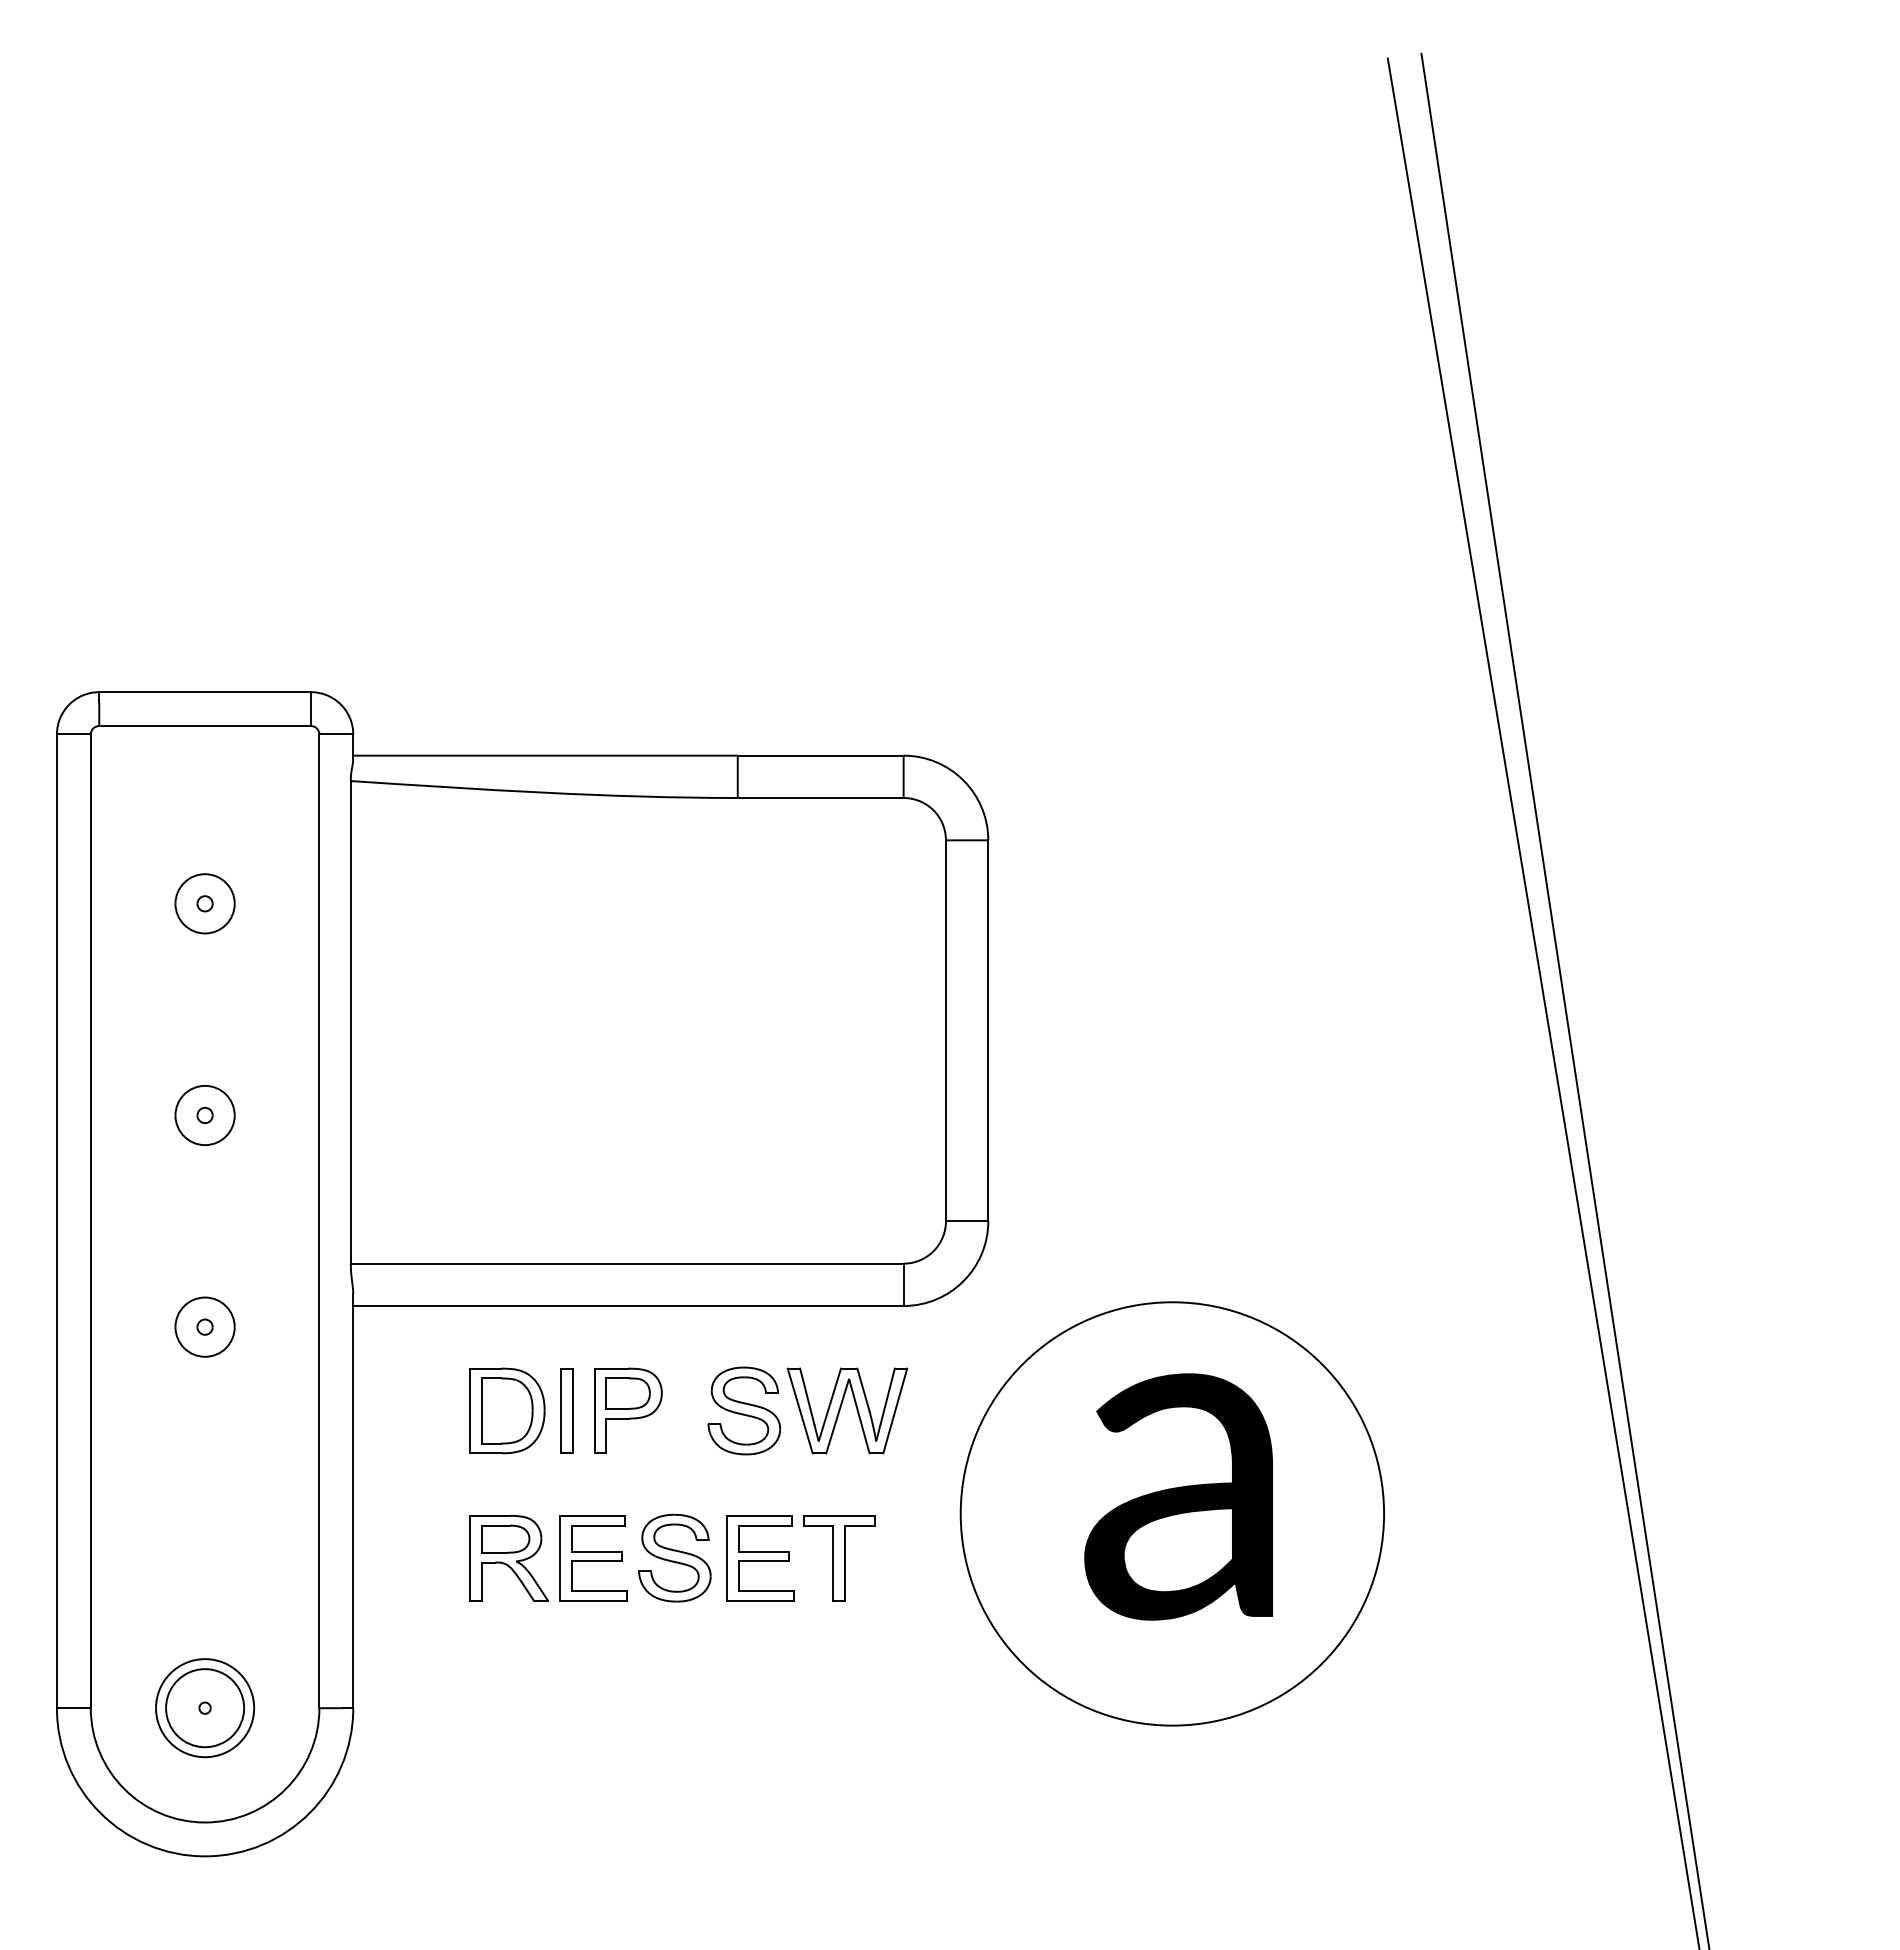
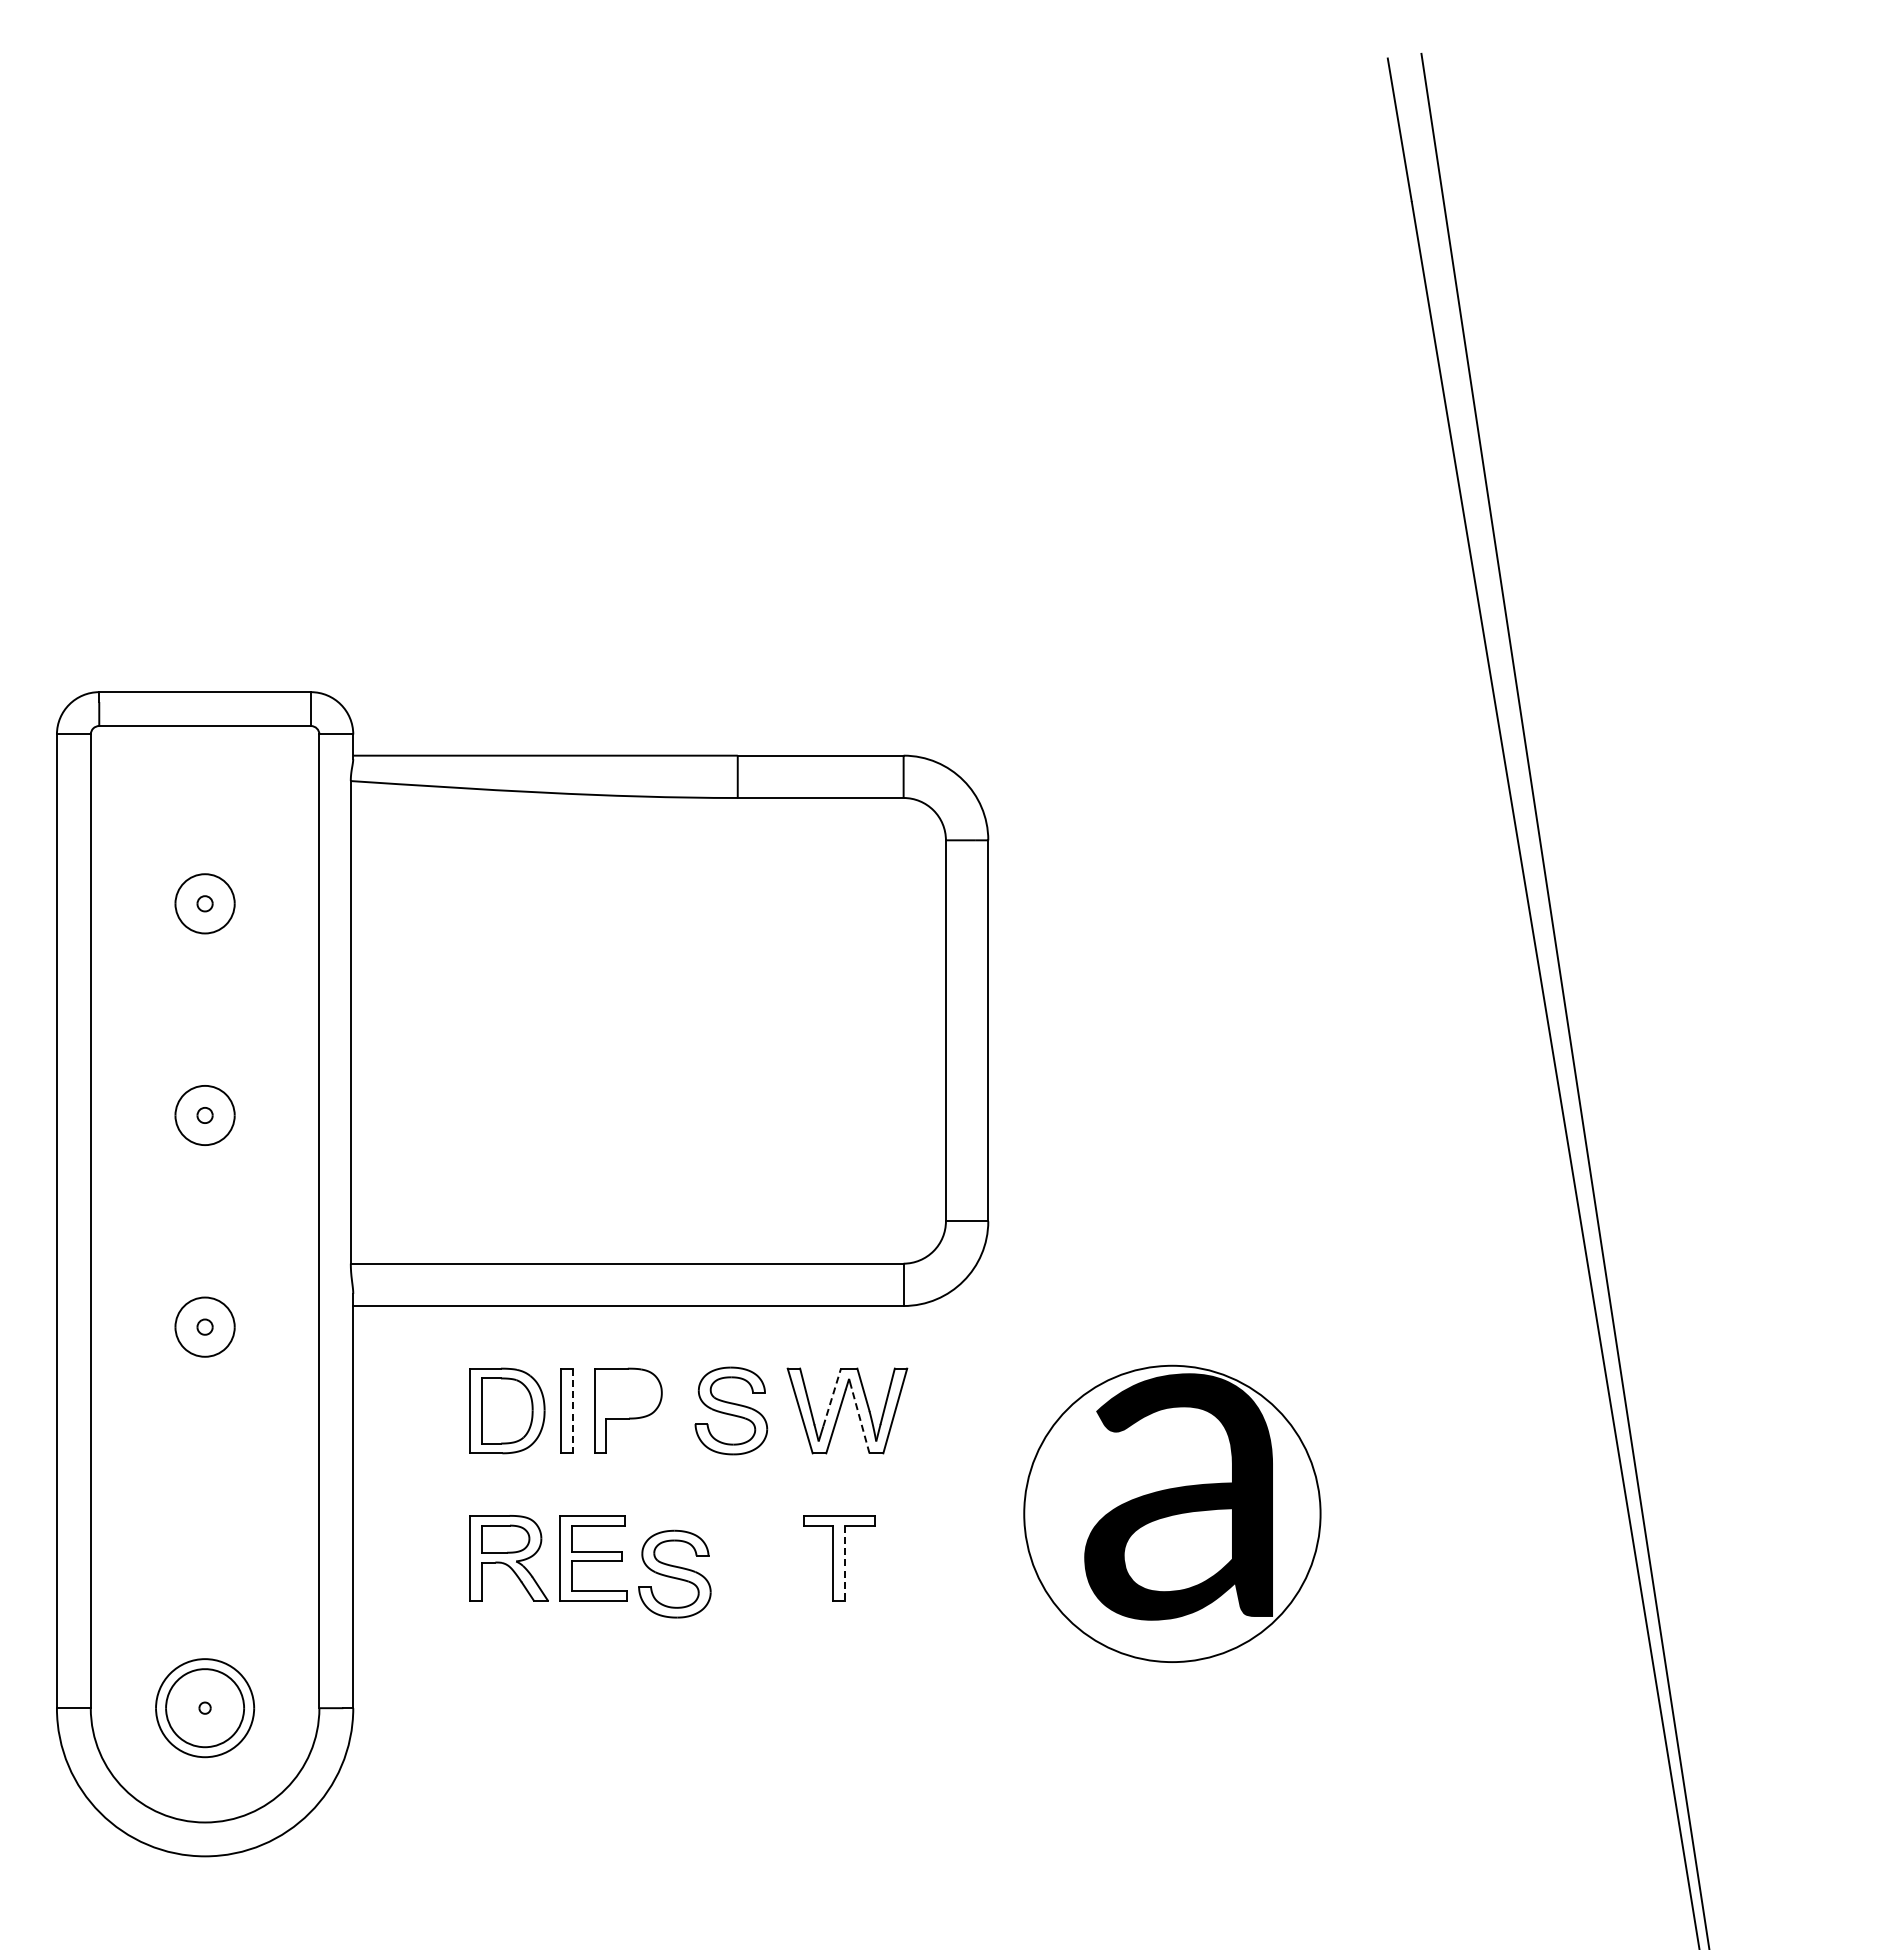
part: present -> none (627, 1393)
line: solid -> dashed (832, 1397)
part position: (744, 1410) -> (731, 1410) (731, 1410)
line: solid -> dashed (572, 1411)
line: solid -> dashed (860, 1420)
circle diameter: 423 px -> 296 px (1172, 1513)
part position: (674, 1557) -> (674, 1573) (674, 1573)
part: present -> none (760, 1558)
line: solid -> dashed (845, 1563)
